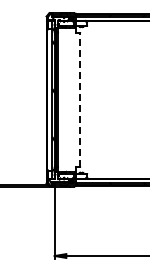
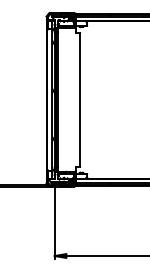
line: dashed -> solid (80, 99)
